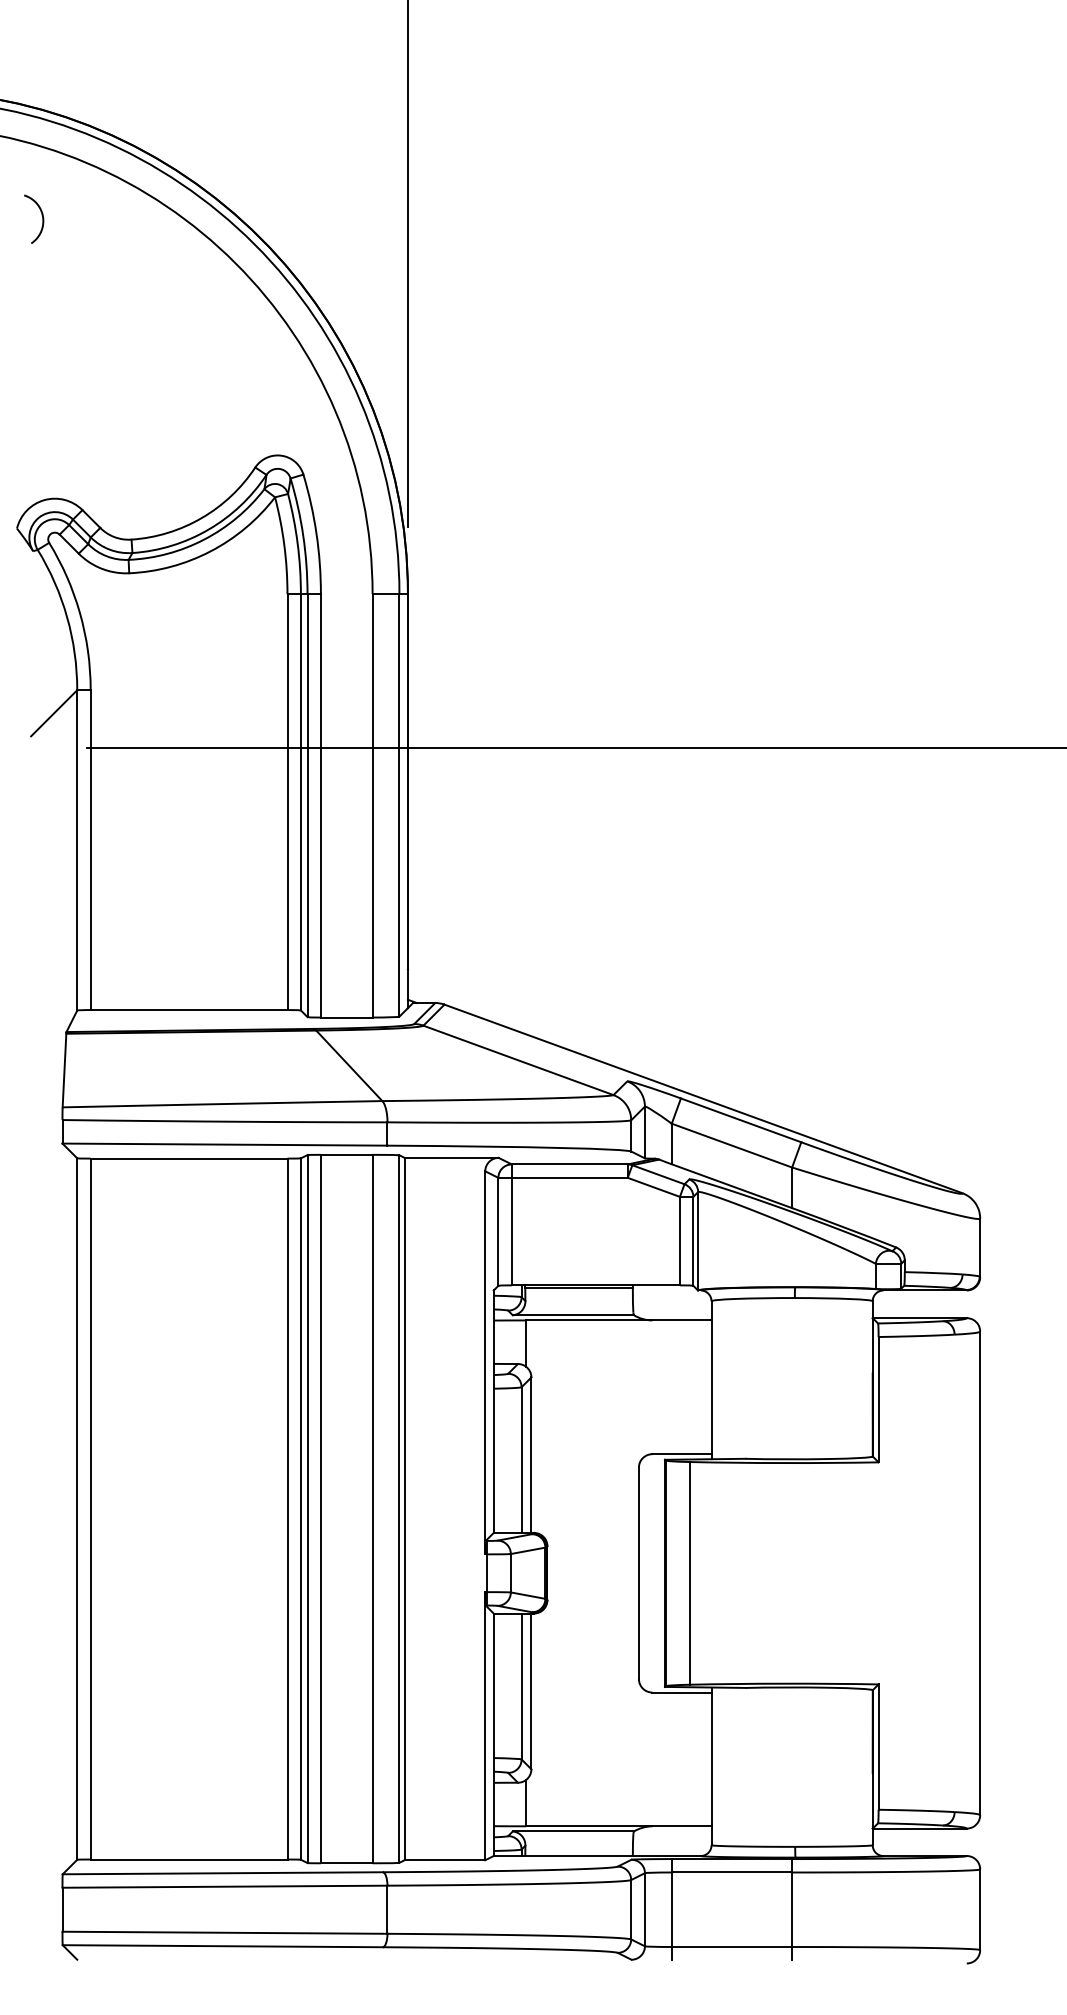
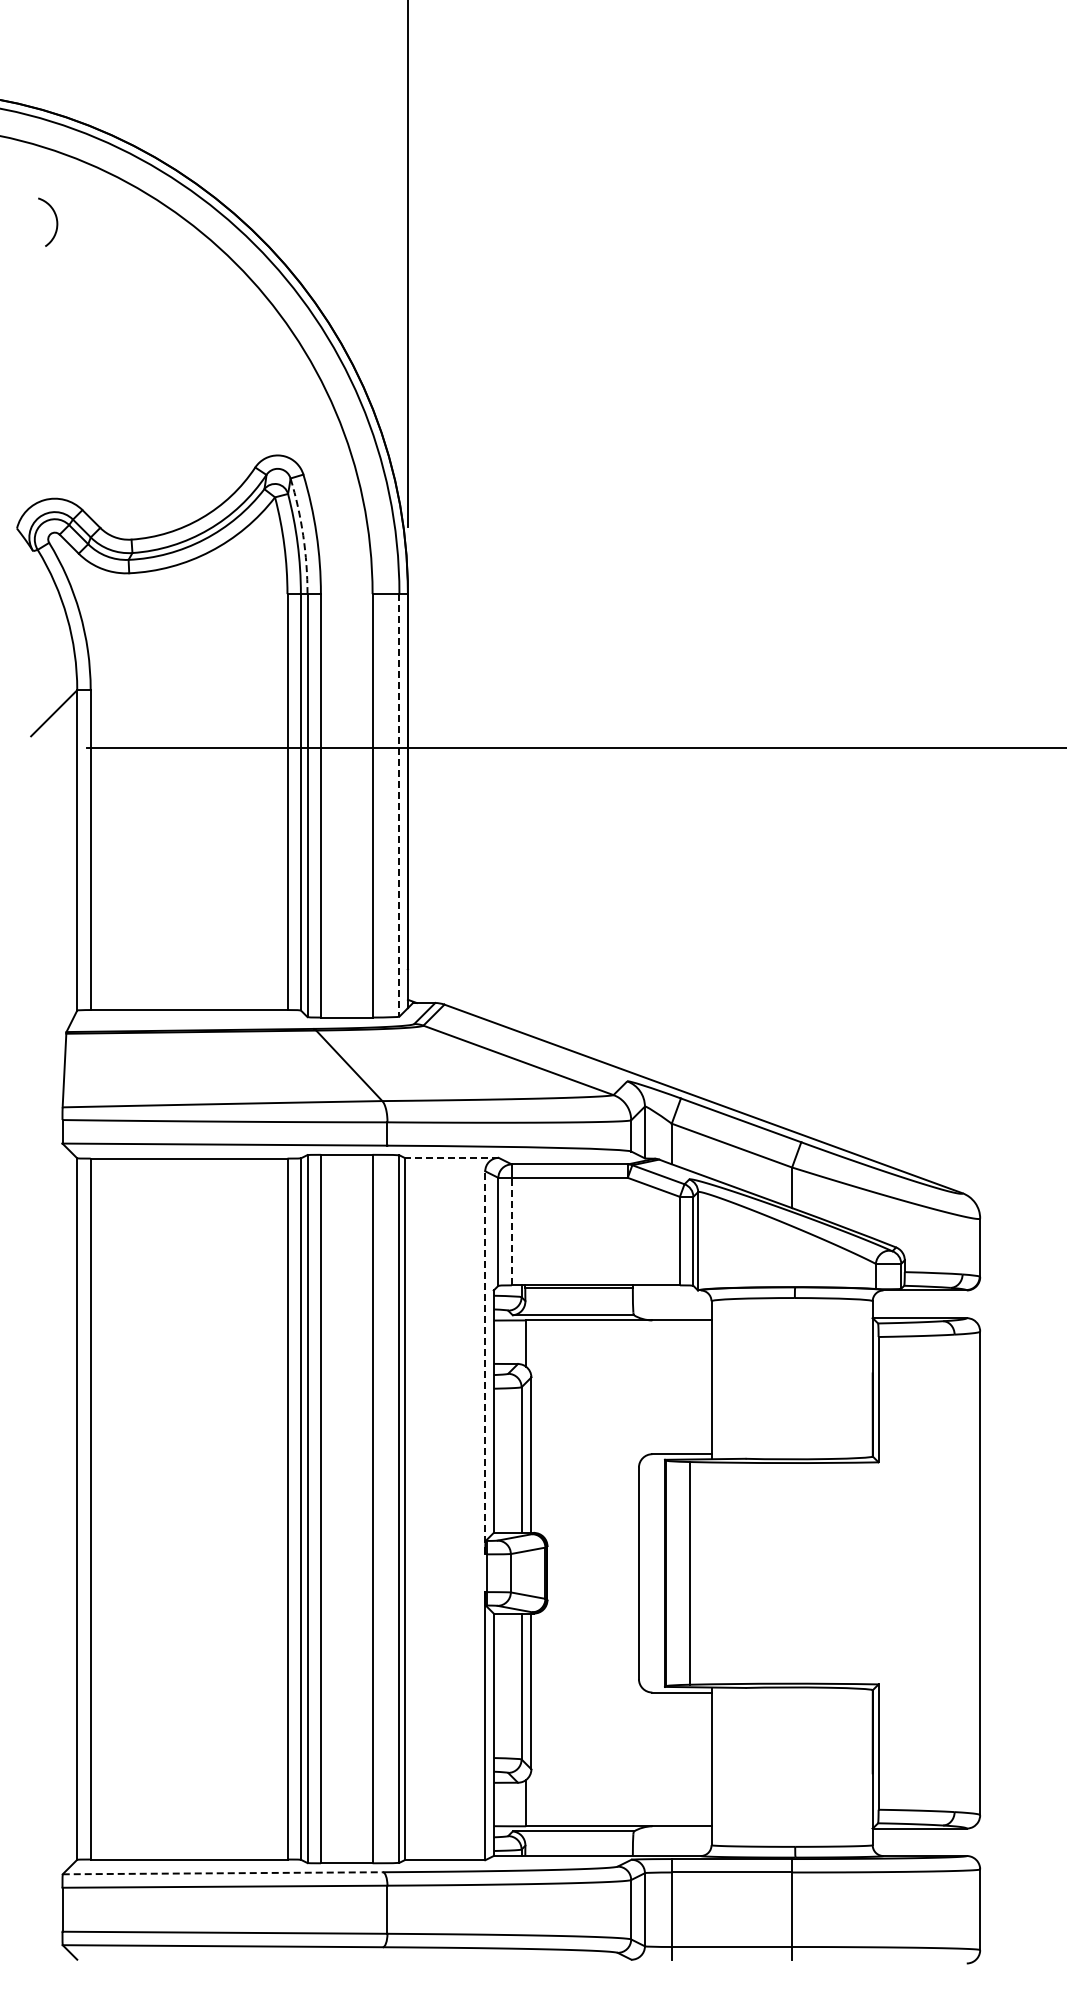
curve position: (41, 215) -> (55, 218) (55, 218)
arc: solid -> dashed (303, 535)
line: solid -> dashed (399, 805)
line: solid -> dashed (451, 1157)
line: solid -> dashed (511, 1231)
line: solid -> dashed (485, 1362)
line: solid -> dashed (223, 1873)
